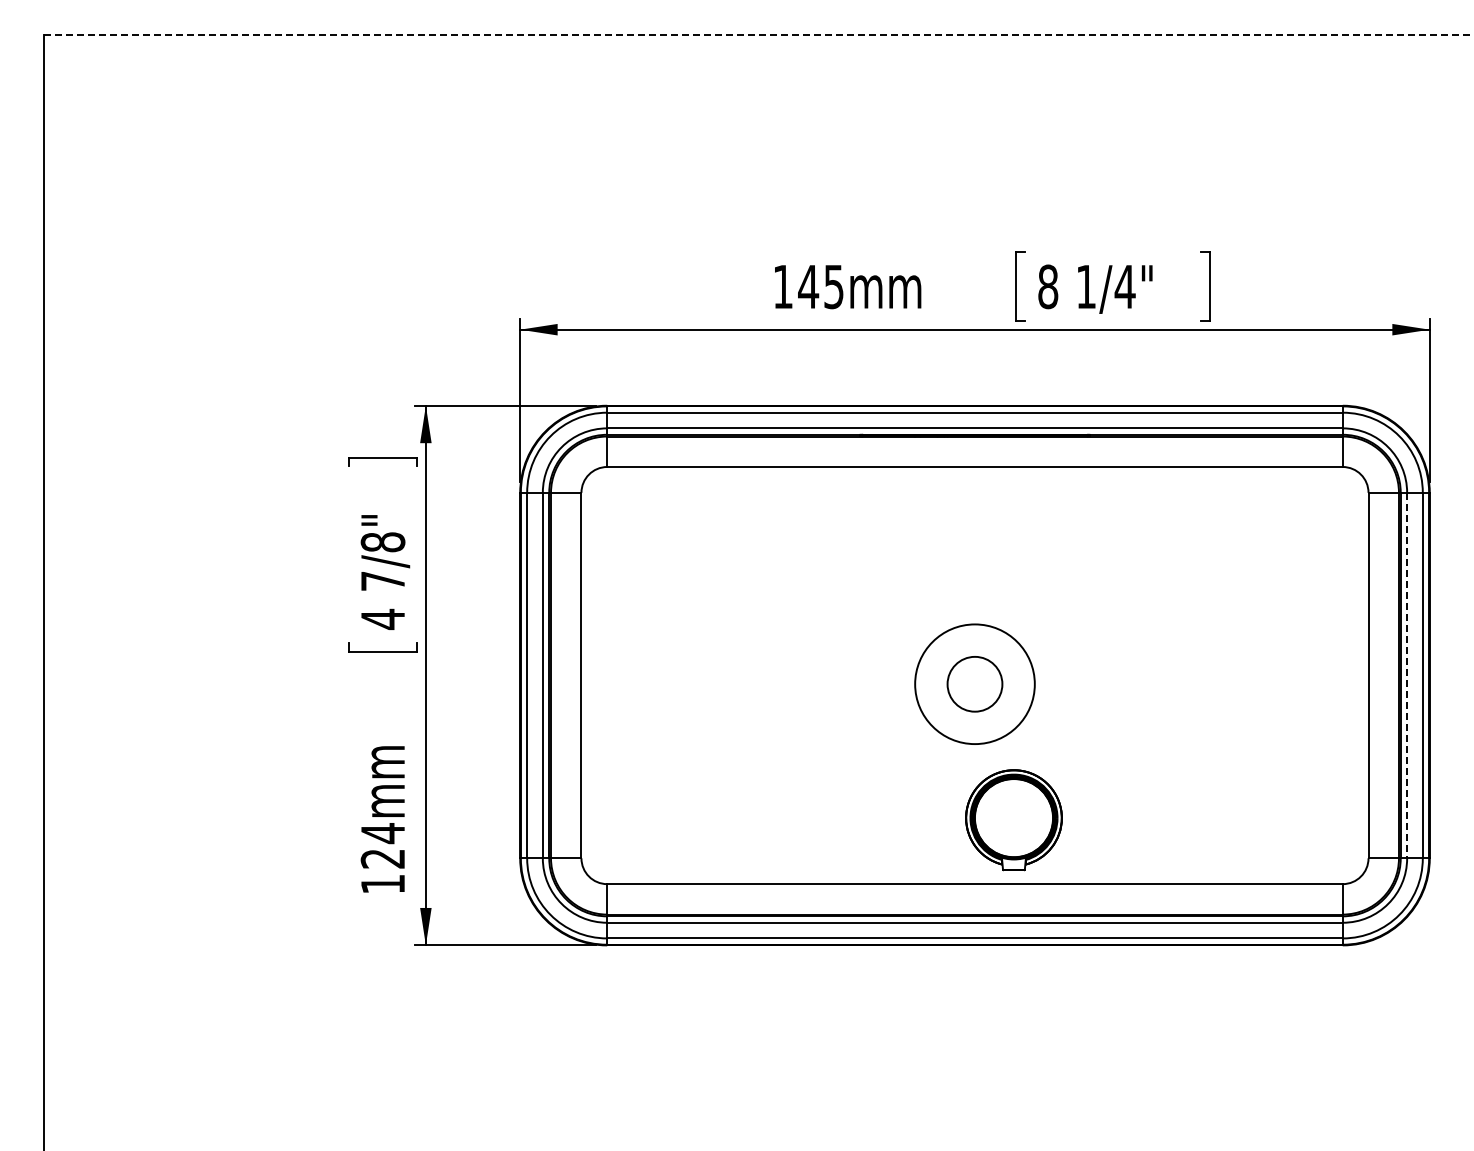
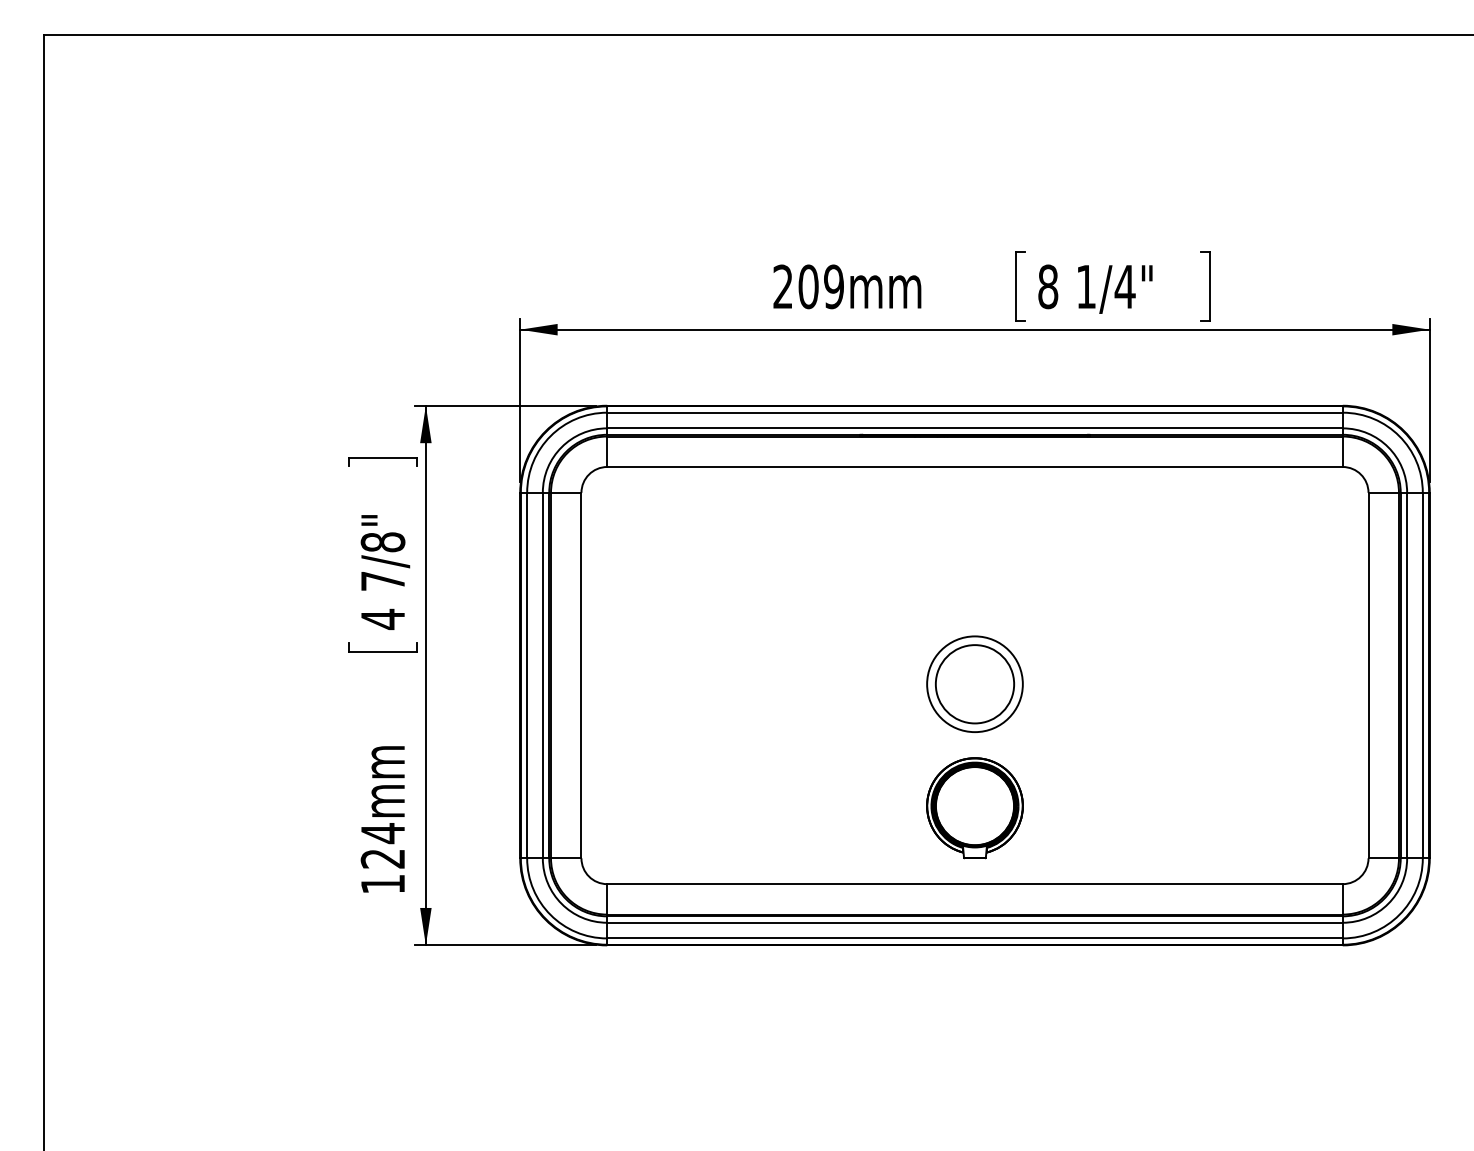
line: dashed -> solid (759, 34)
text: 145mm -> 209mm (808, 286)
line: dashed -> solid (1407, 675)
circle diameter: 55 px -> 78 px (974, 684)
circle diameter: 120 px -> 96 px (974, 684)
part position: (1013, 820) -> (974, 808) (974, 808)
